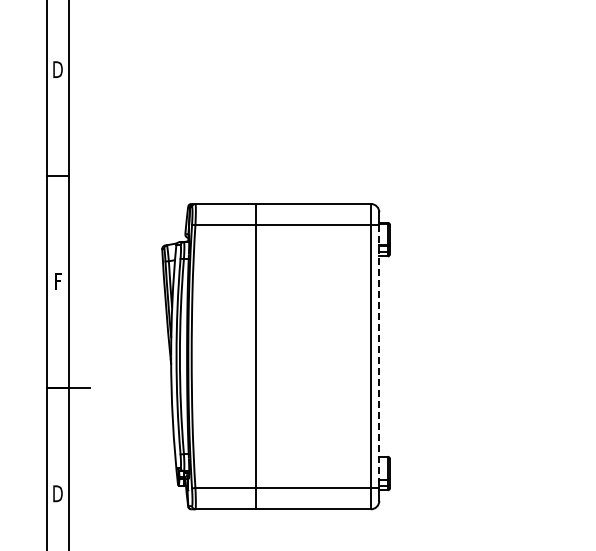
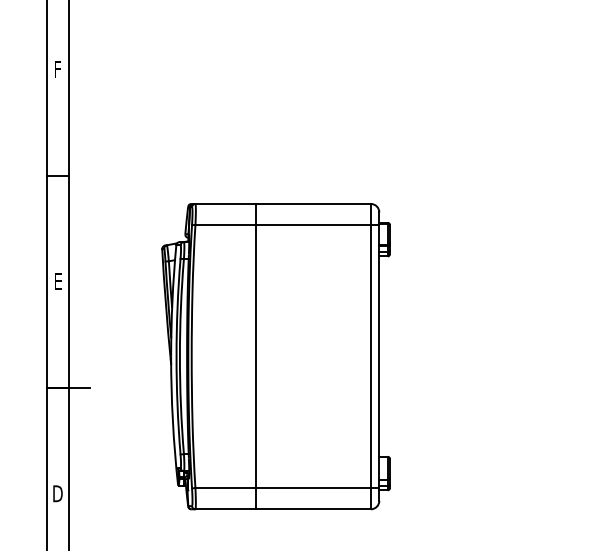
text: D -> F (57, 69)
text: F -> E (58, 282)
line: dashed -> solid (379, 357)
